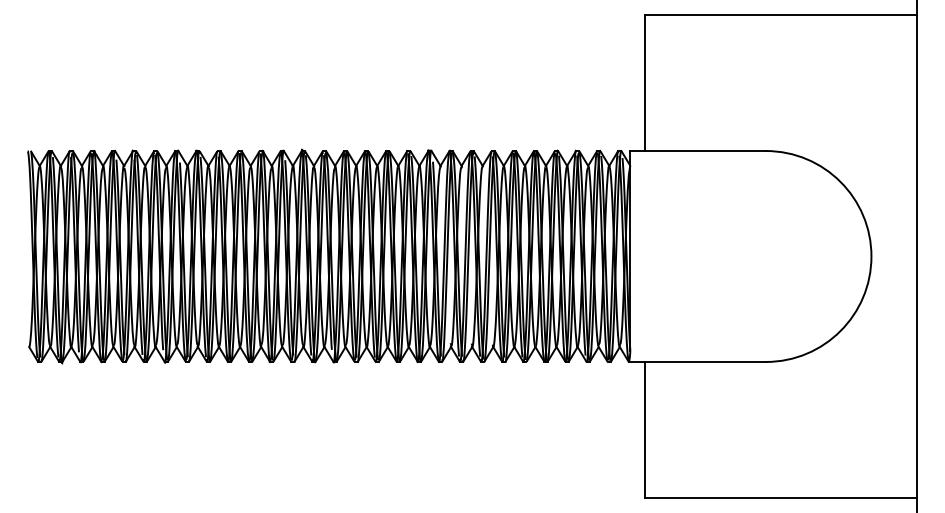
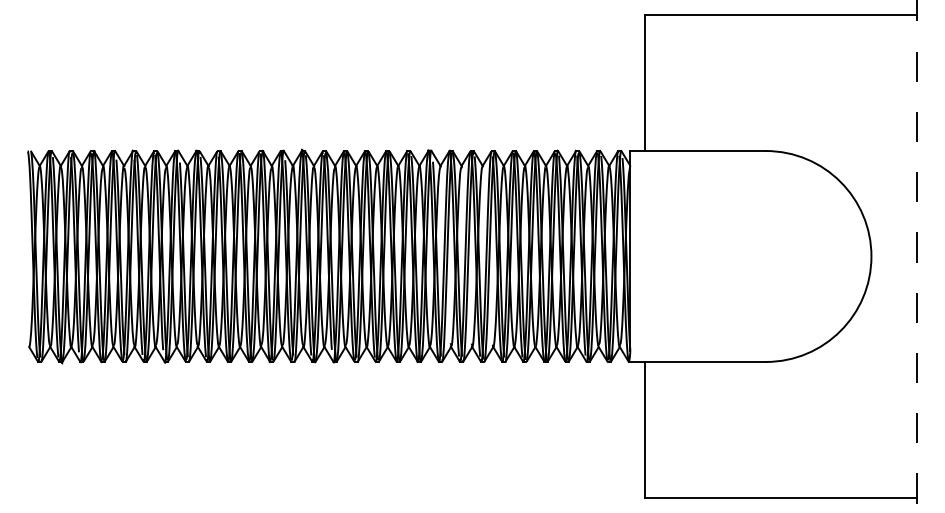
line: solid -> dashed (916, 256)
